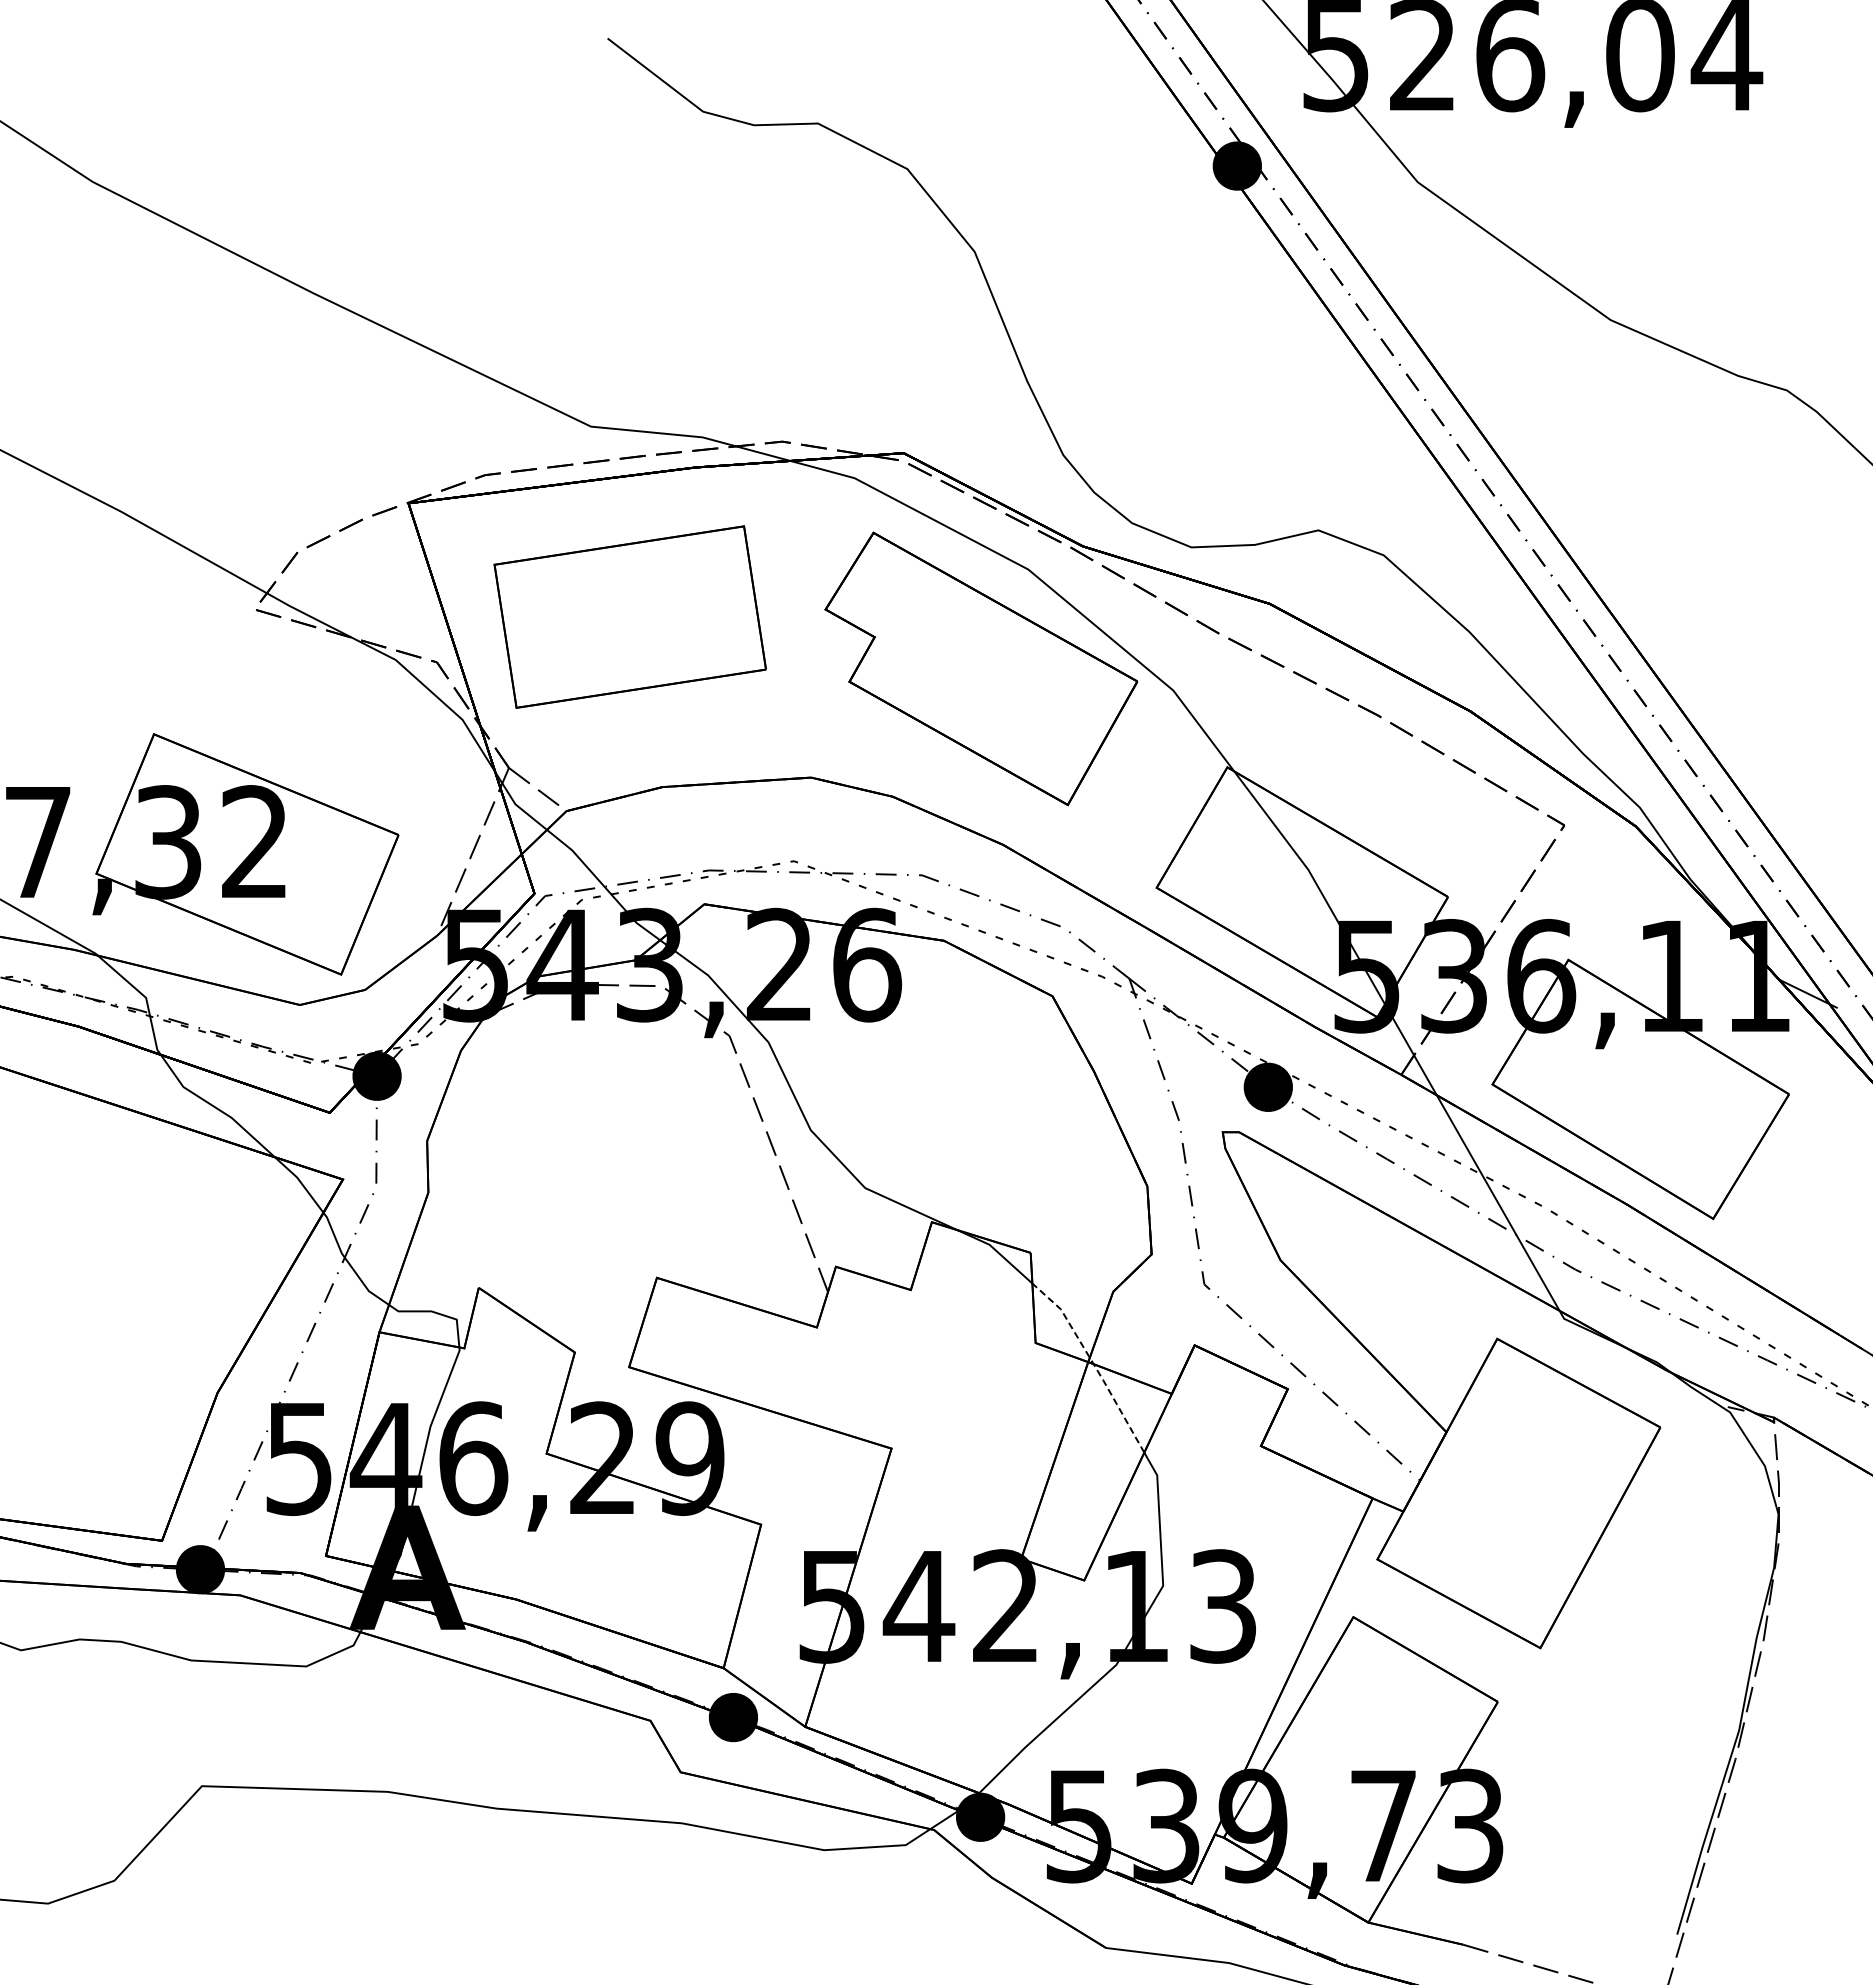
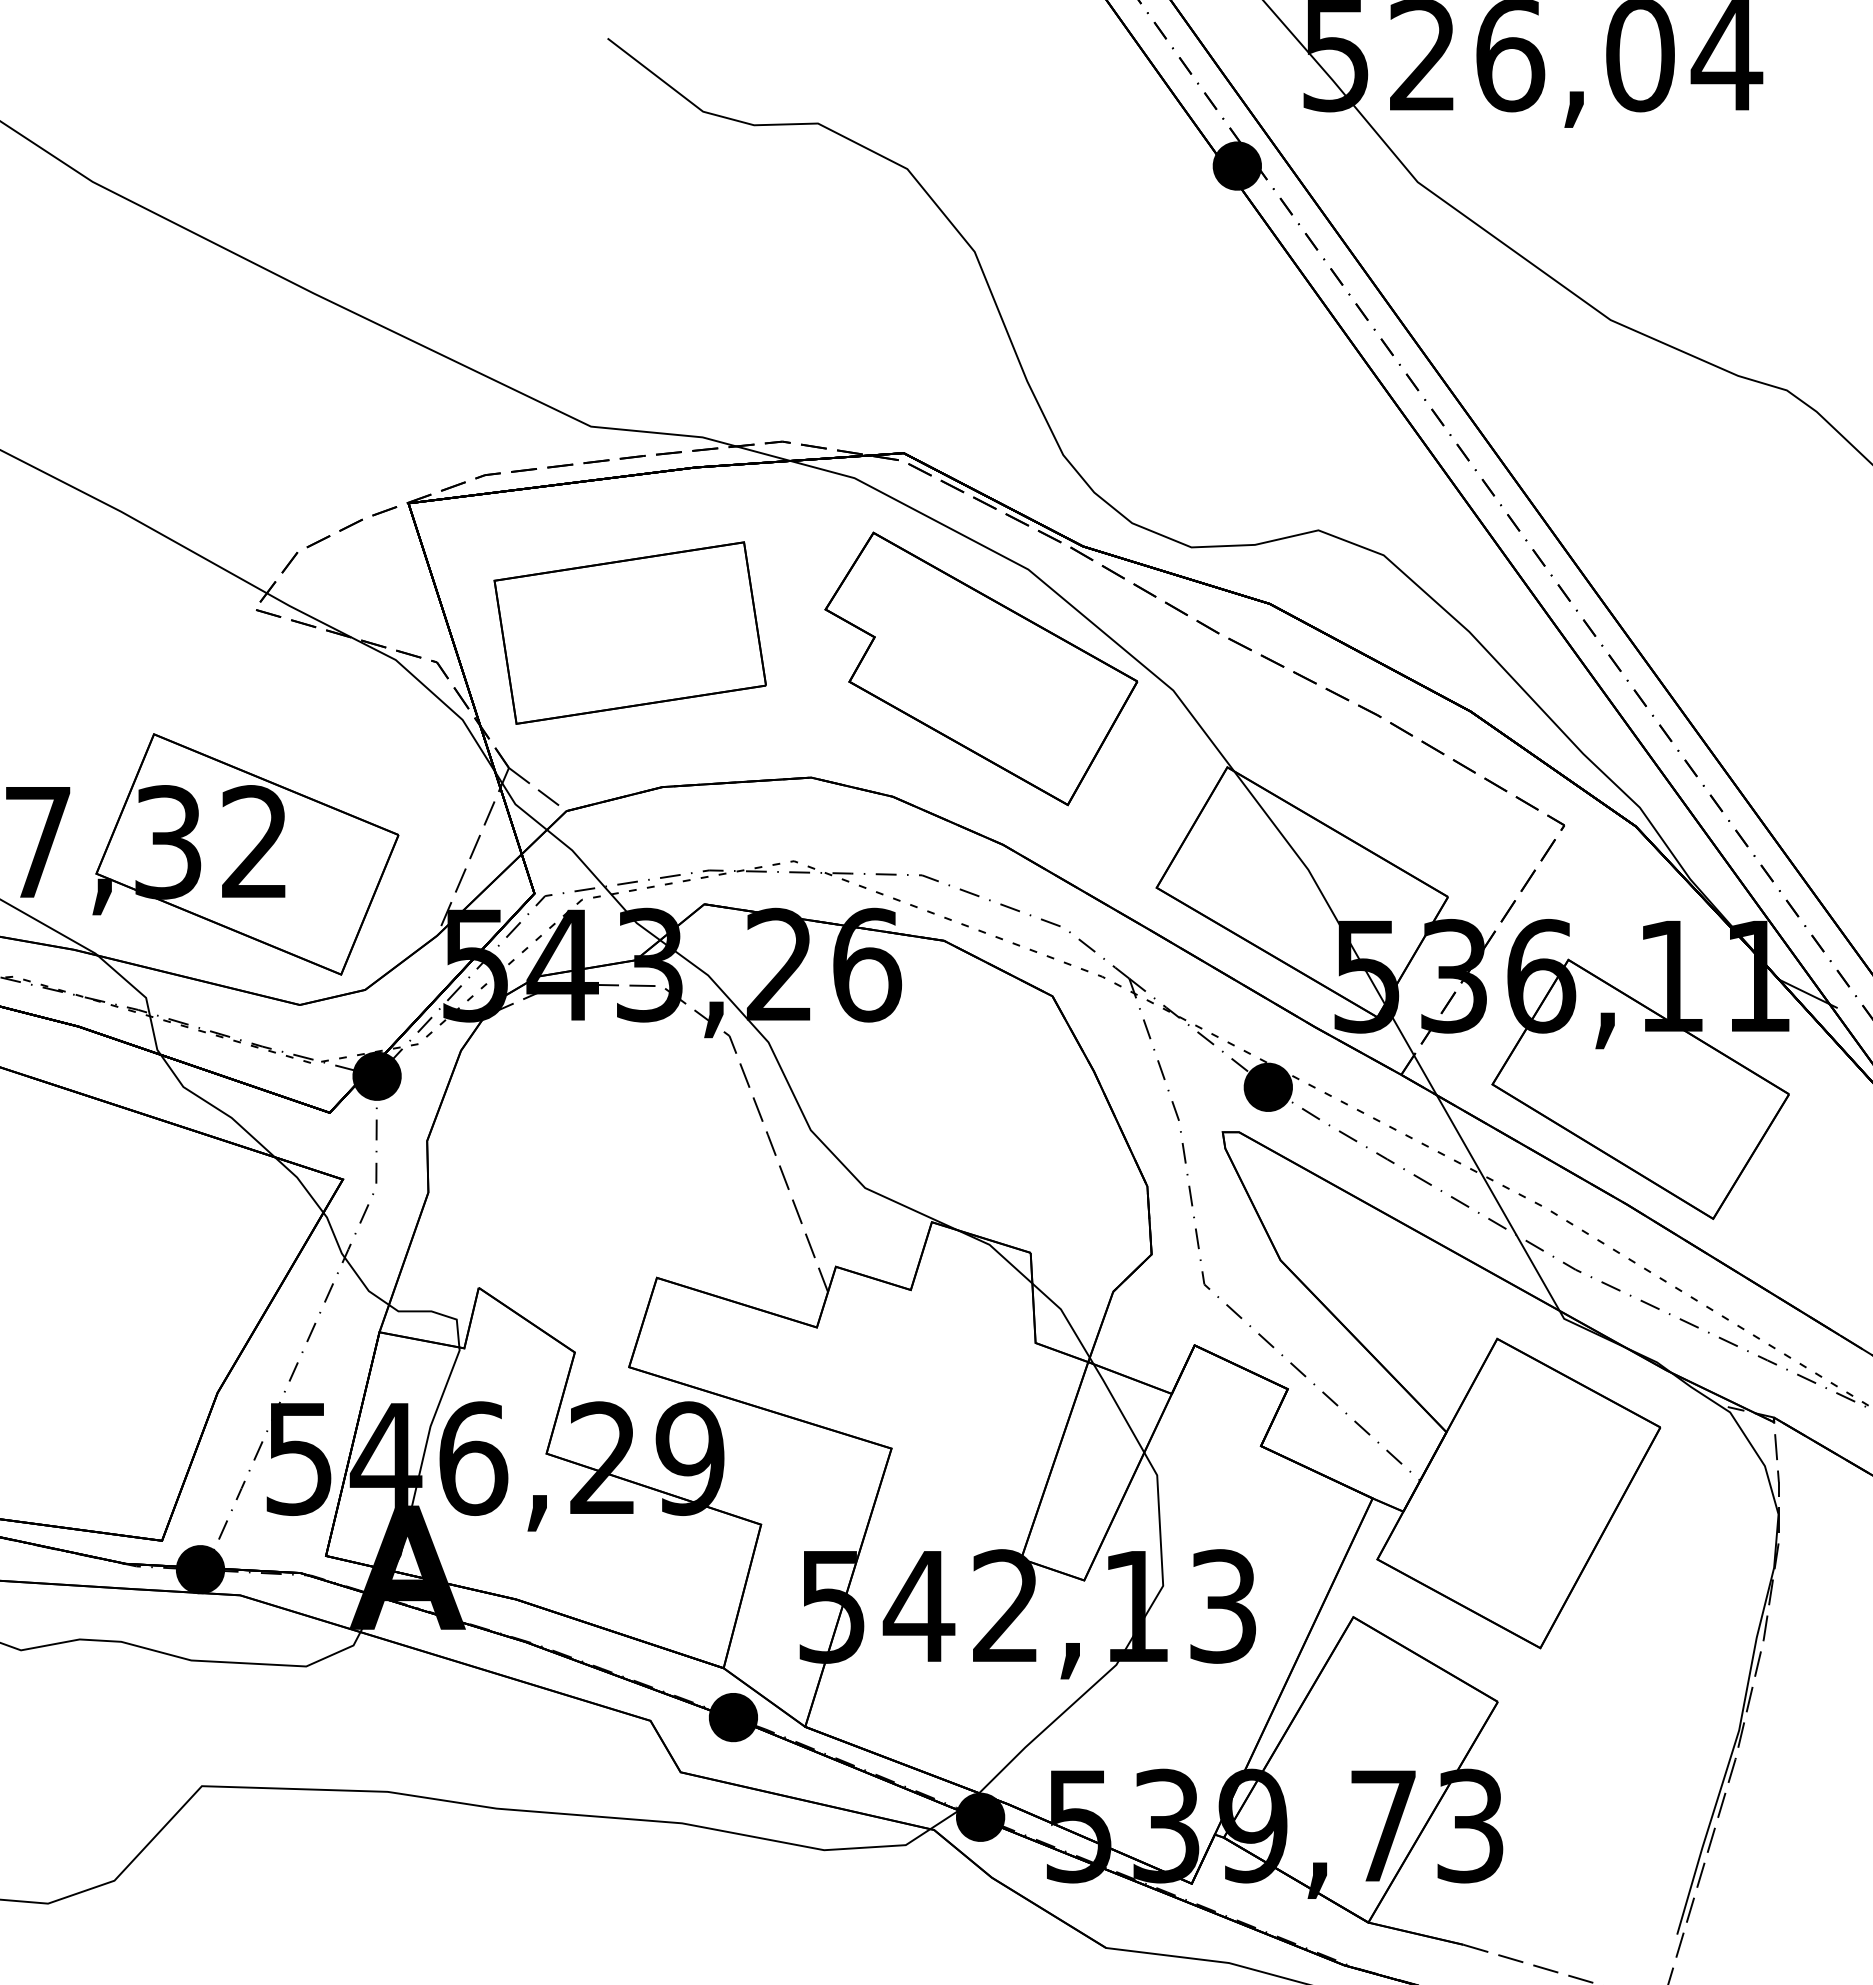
part position: (629, 616) -> (629, 632) (629, 632)
line: dashed -> solid (1093, 1364)
